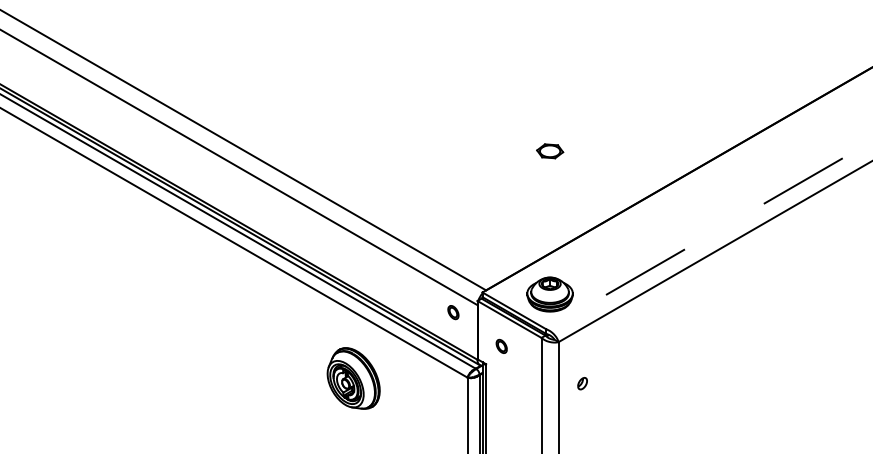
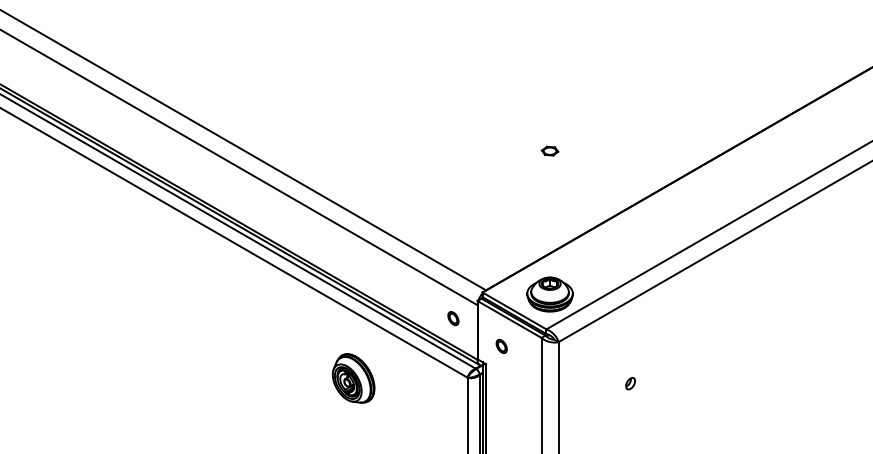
part size: 29x17 px -> 20x12 px (549, 150)
line: dashed -> solid (709, 235)
part position: (453, 312) -> (453, 318) (453, 318)
part size: 55x63 px -> 45x51 px (353, 378)
part position: (582, 383) -> (630, 383) (630, 383)
